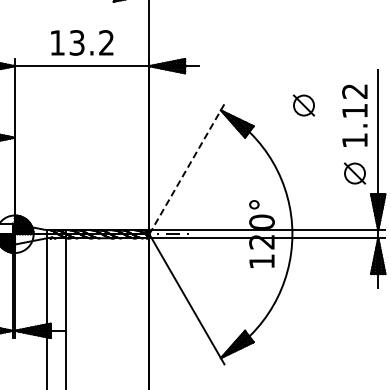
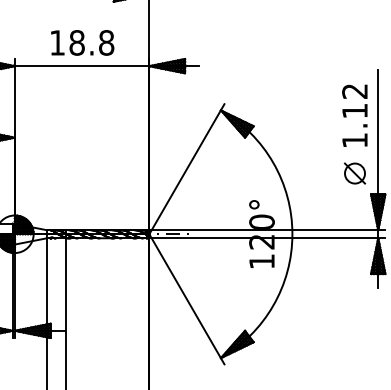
text: 13.2 -> 18.8 (91, 42)
part: present -> none (303, 105)
line: dashed -> solid (187, 168)
